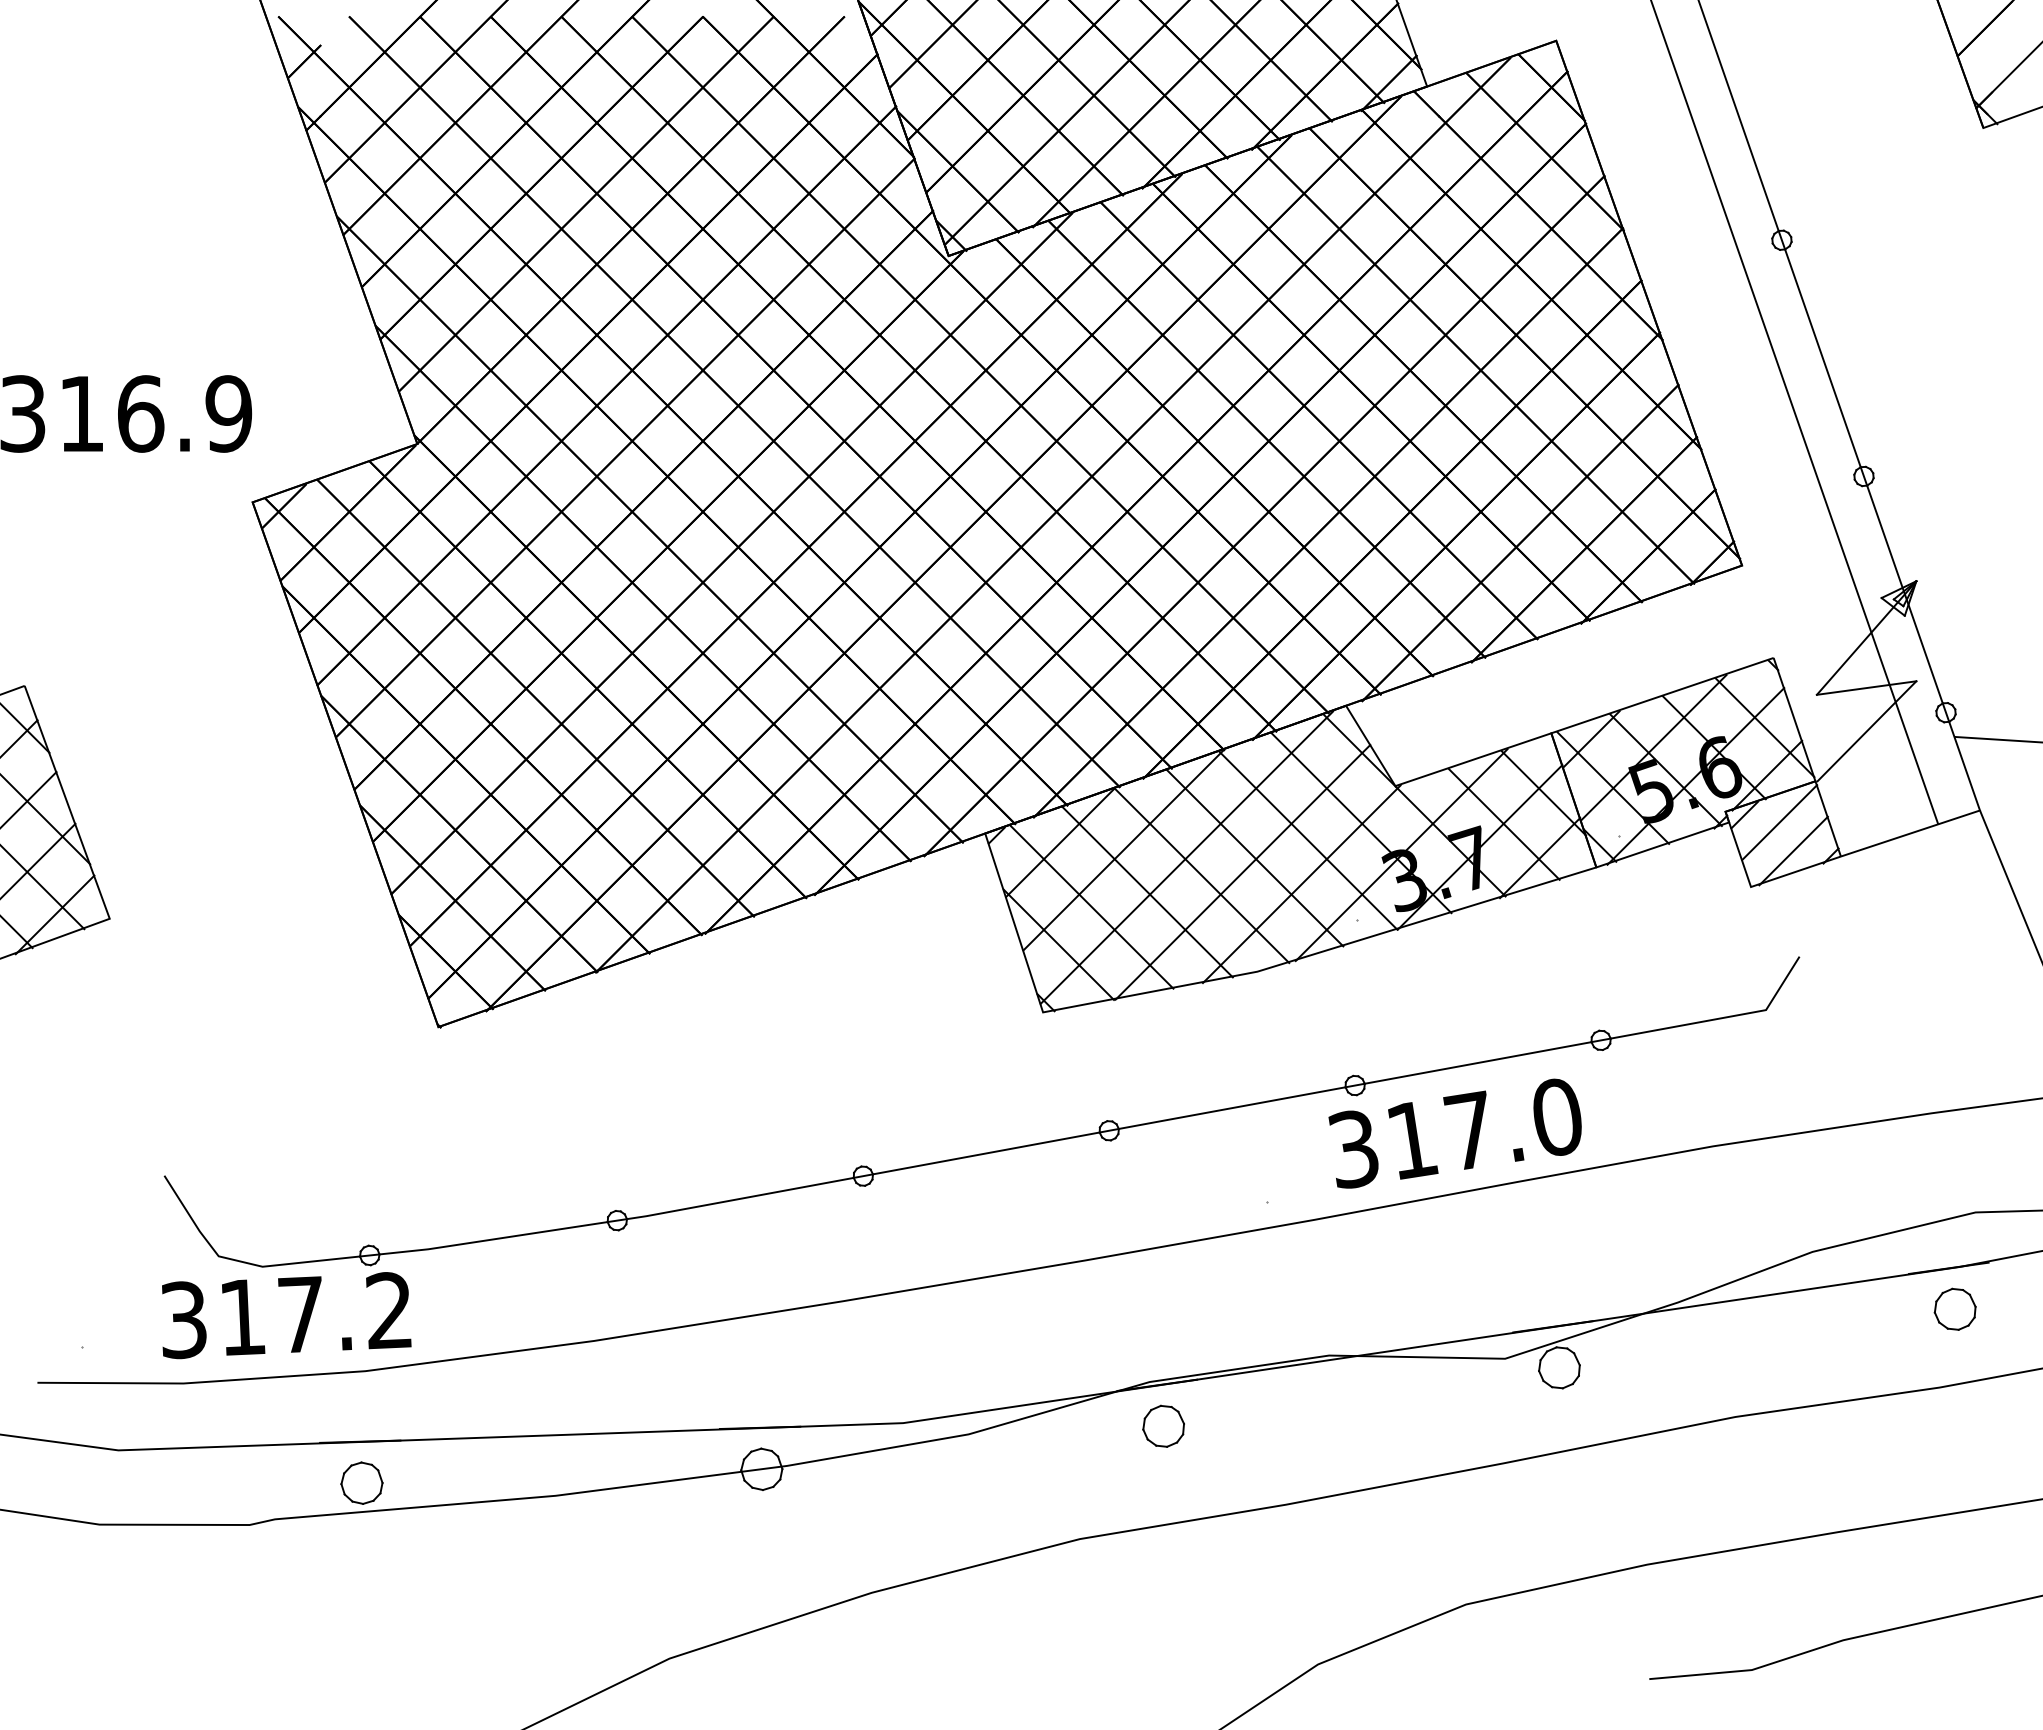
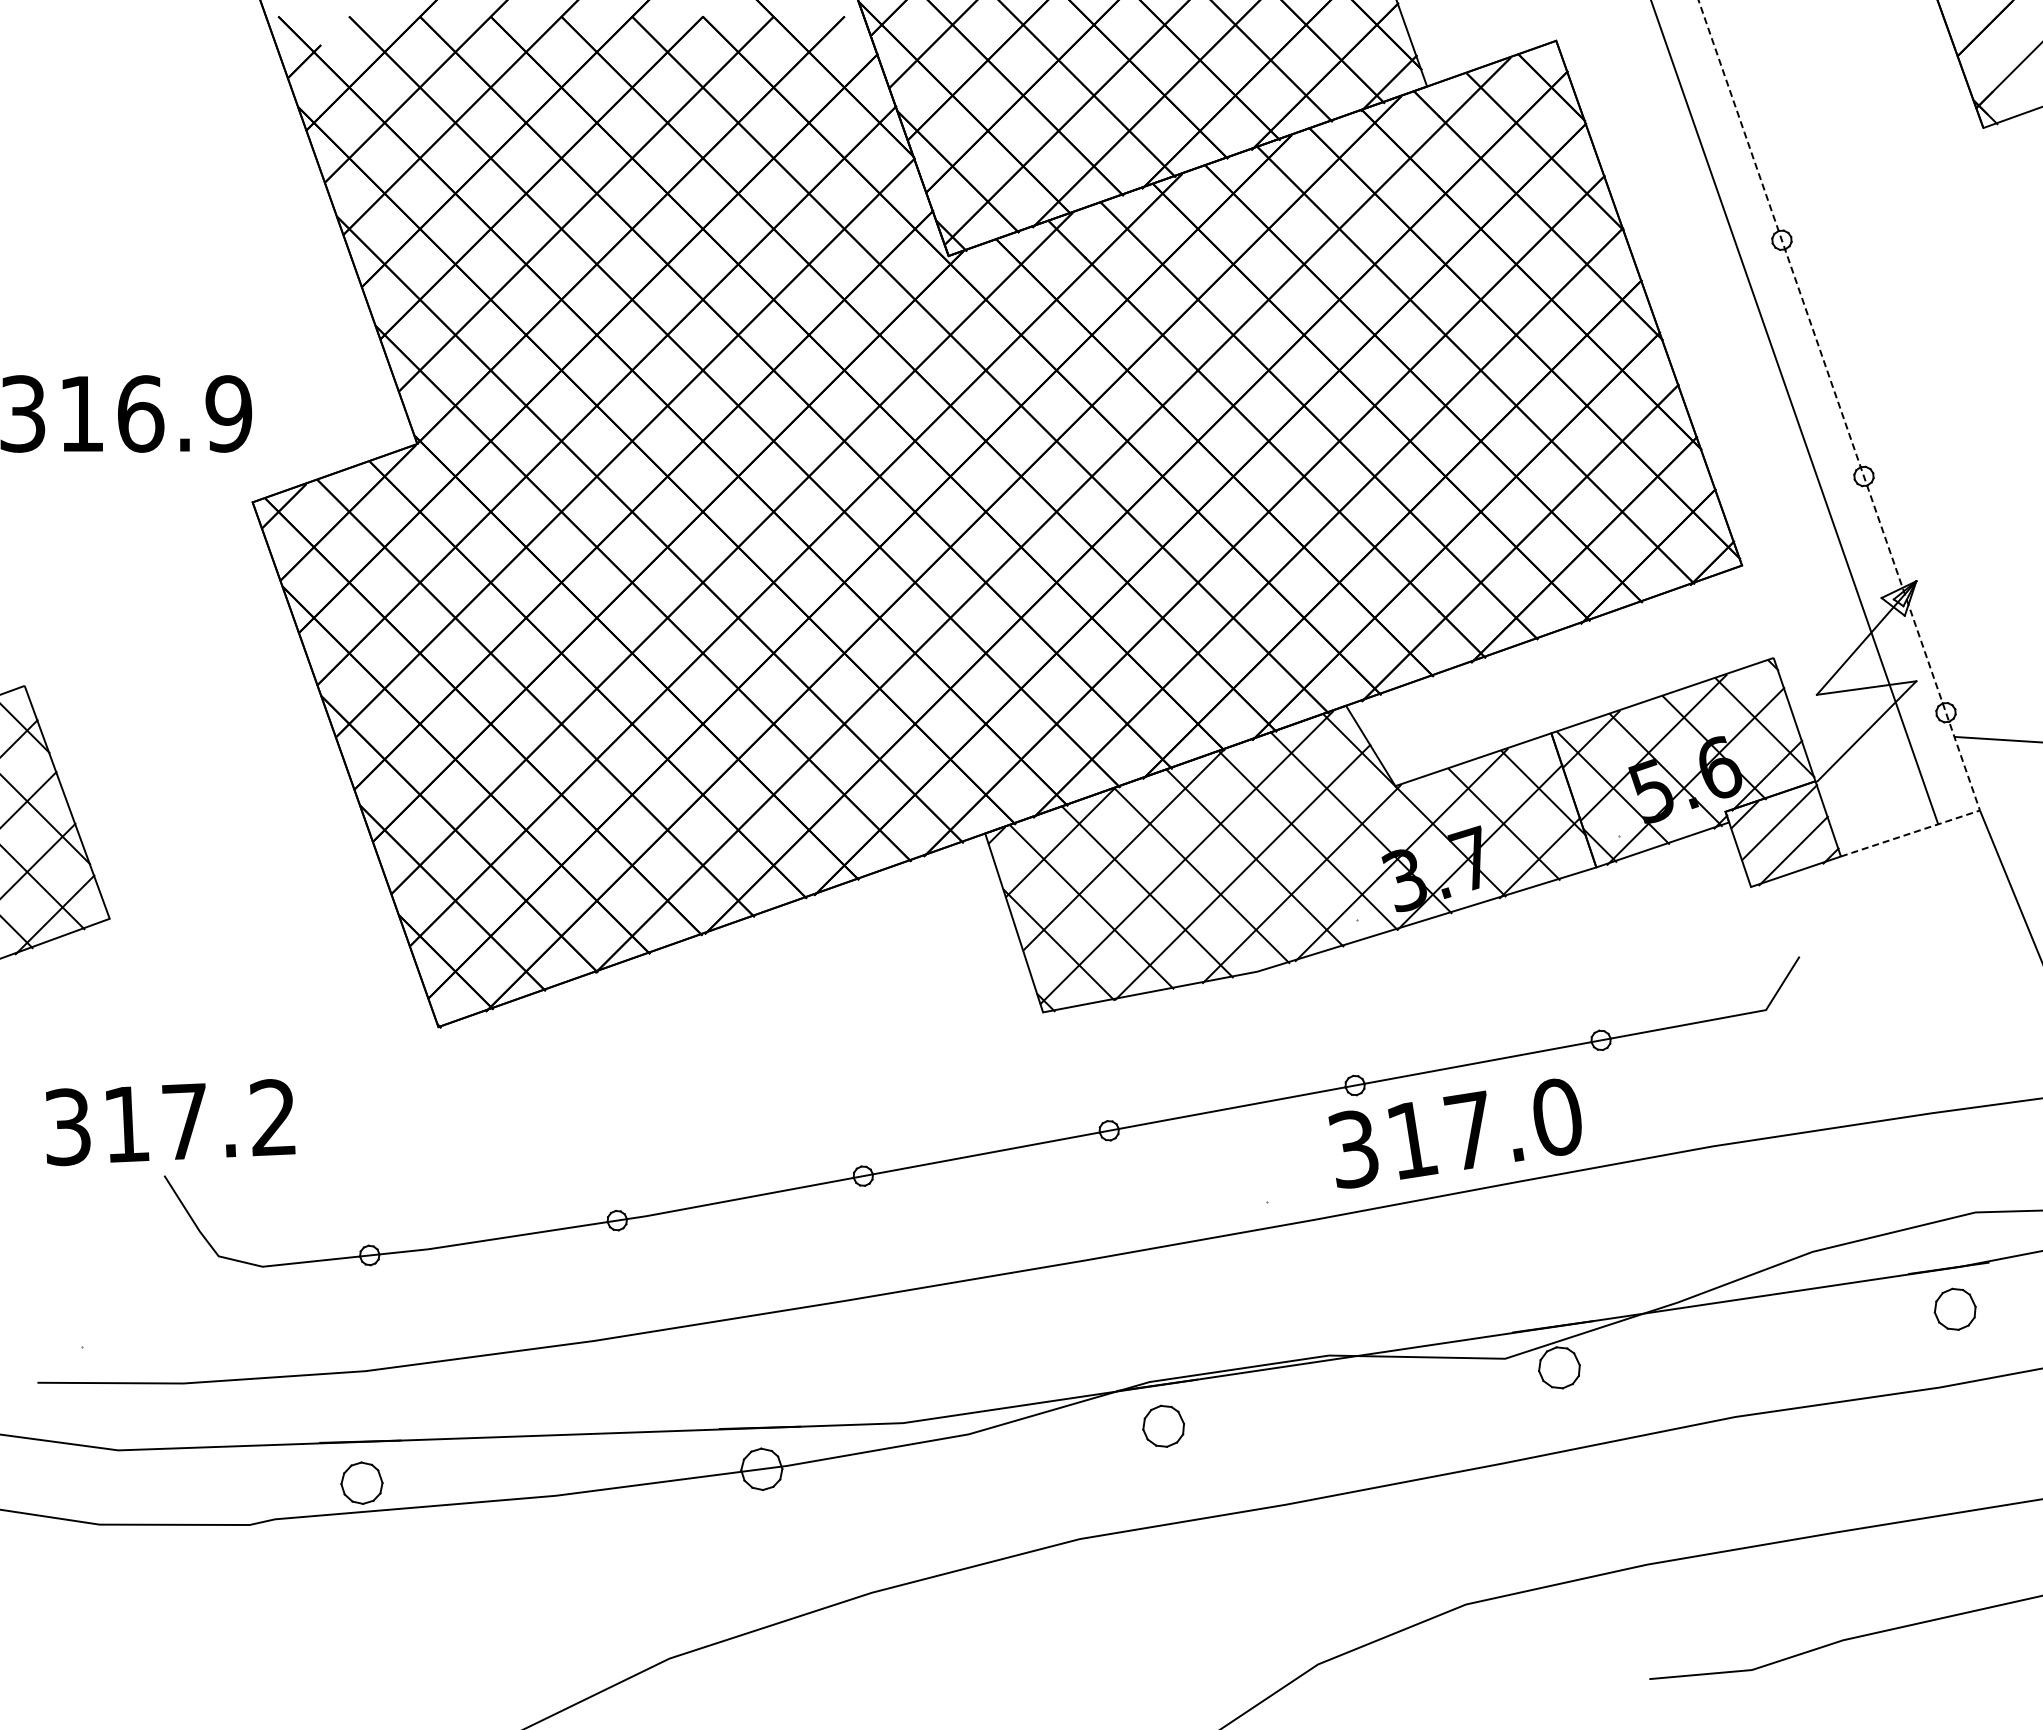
line: solid -> dashed (1863, 475)
text position: (286, 1315) -> (170, 1122) (170, 1122)
